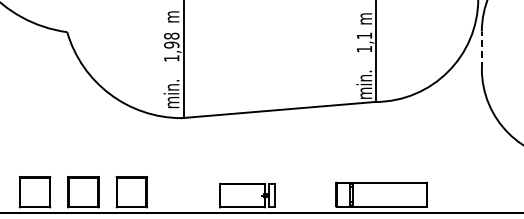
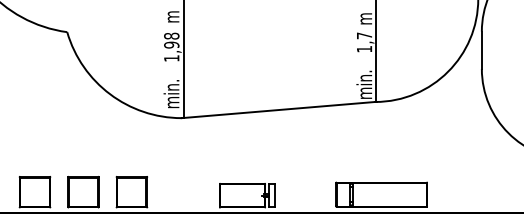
text: 1,1 -> 1,7 (364, 35)
line: dashed -> solid (481, 50)
